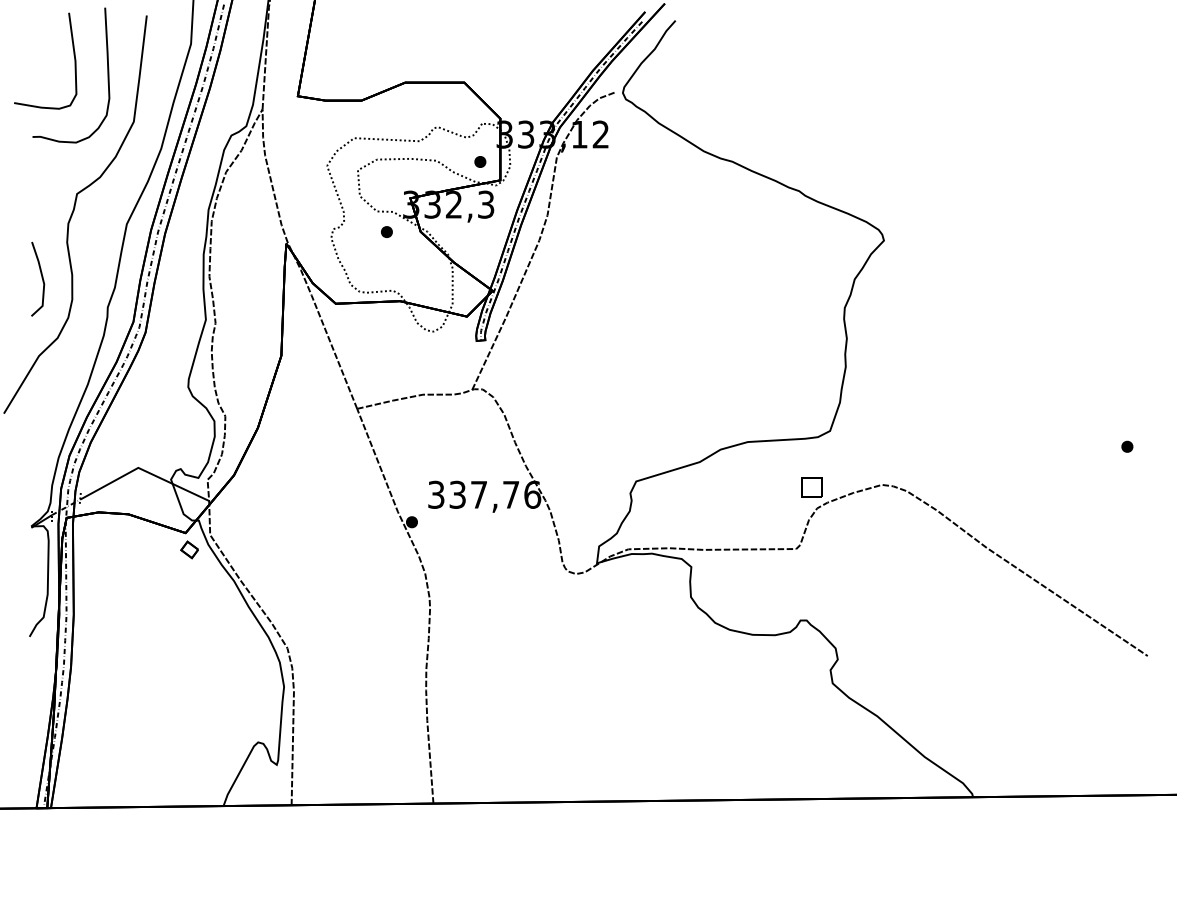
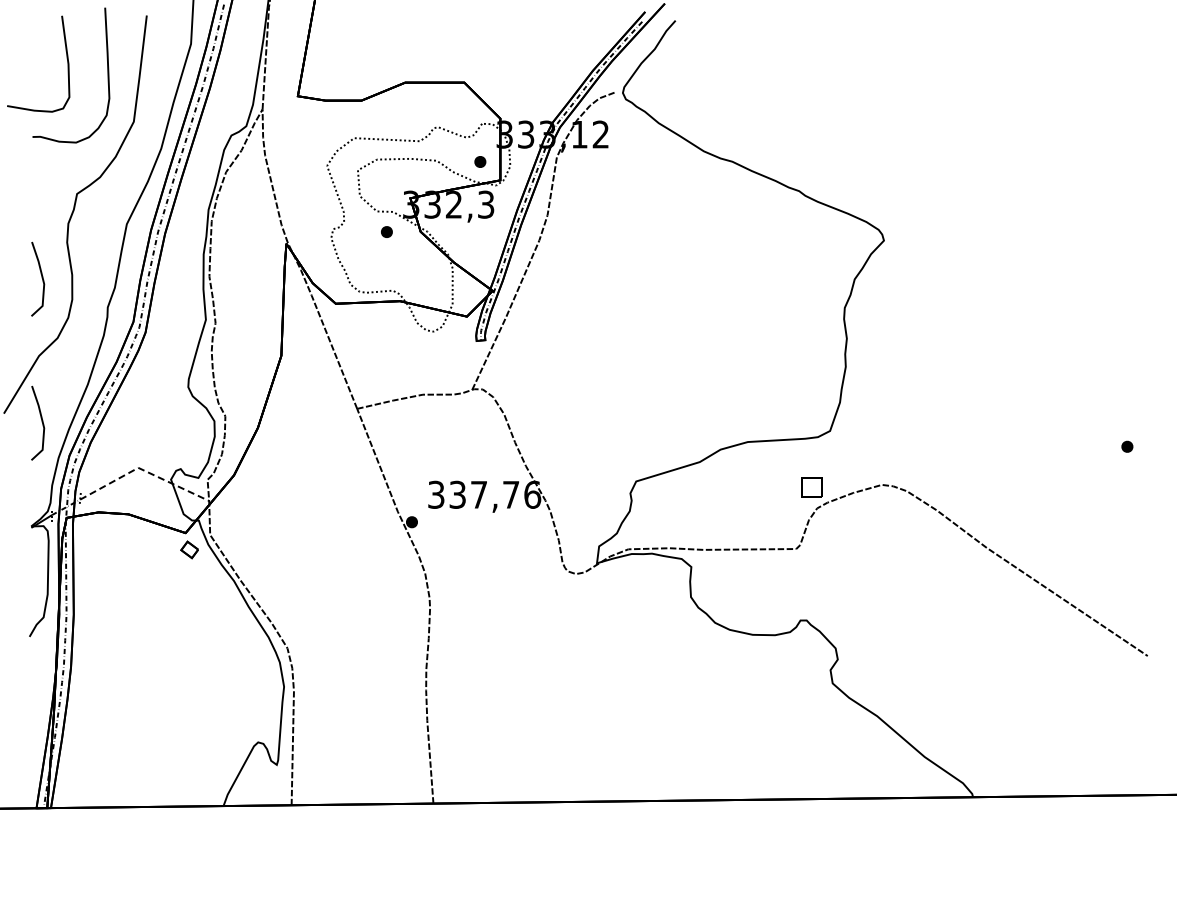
curve position: (73, 55) -> (66, 58) (66, 58)
line: none -> present (41, 422)
line: solid -> dashed (143, 470)
